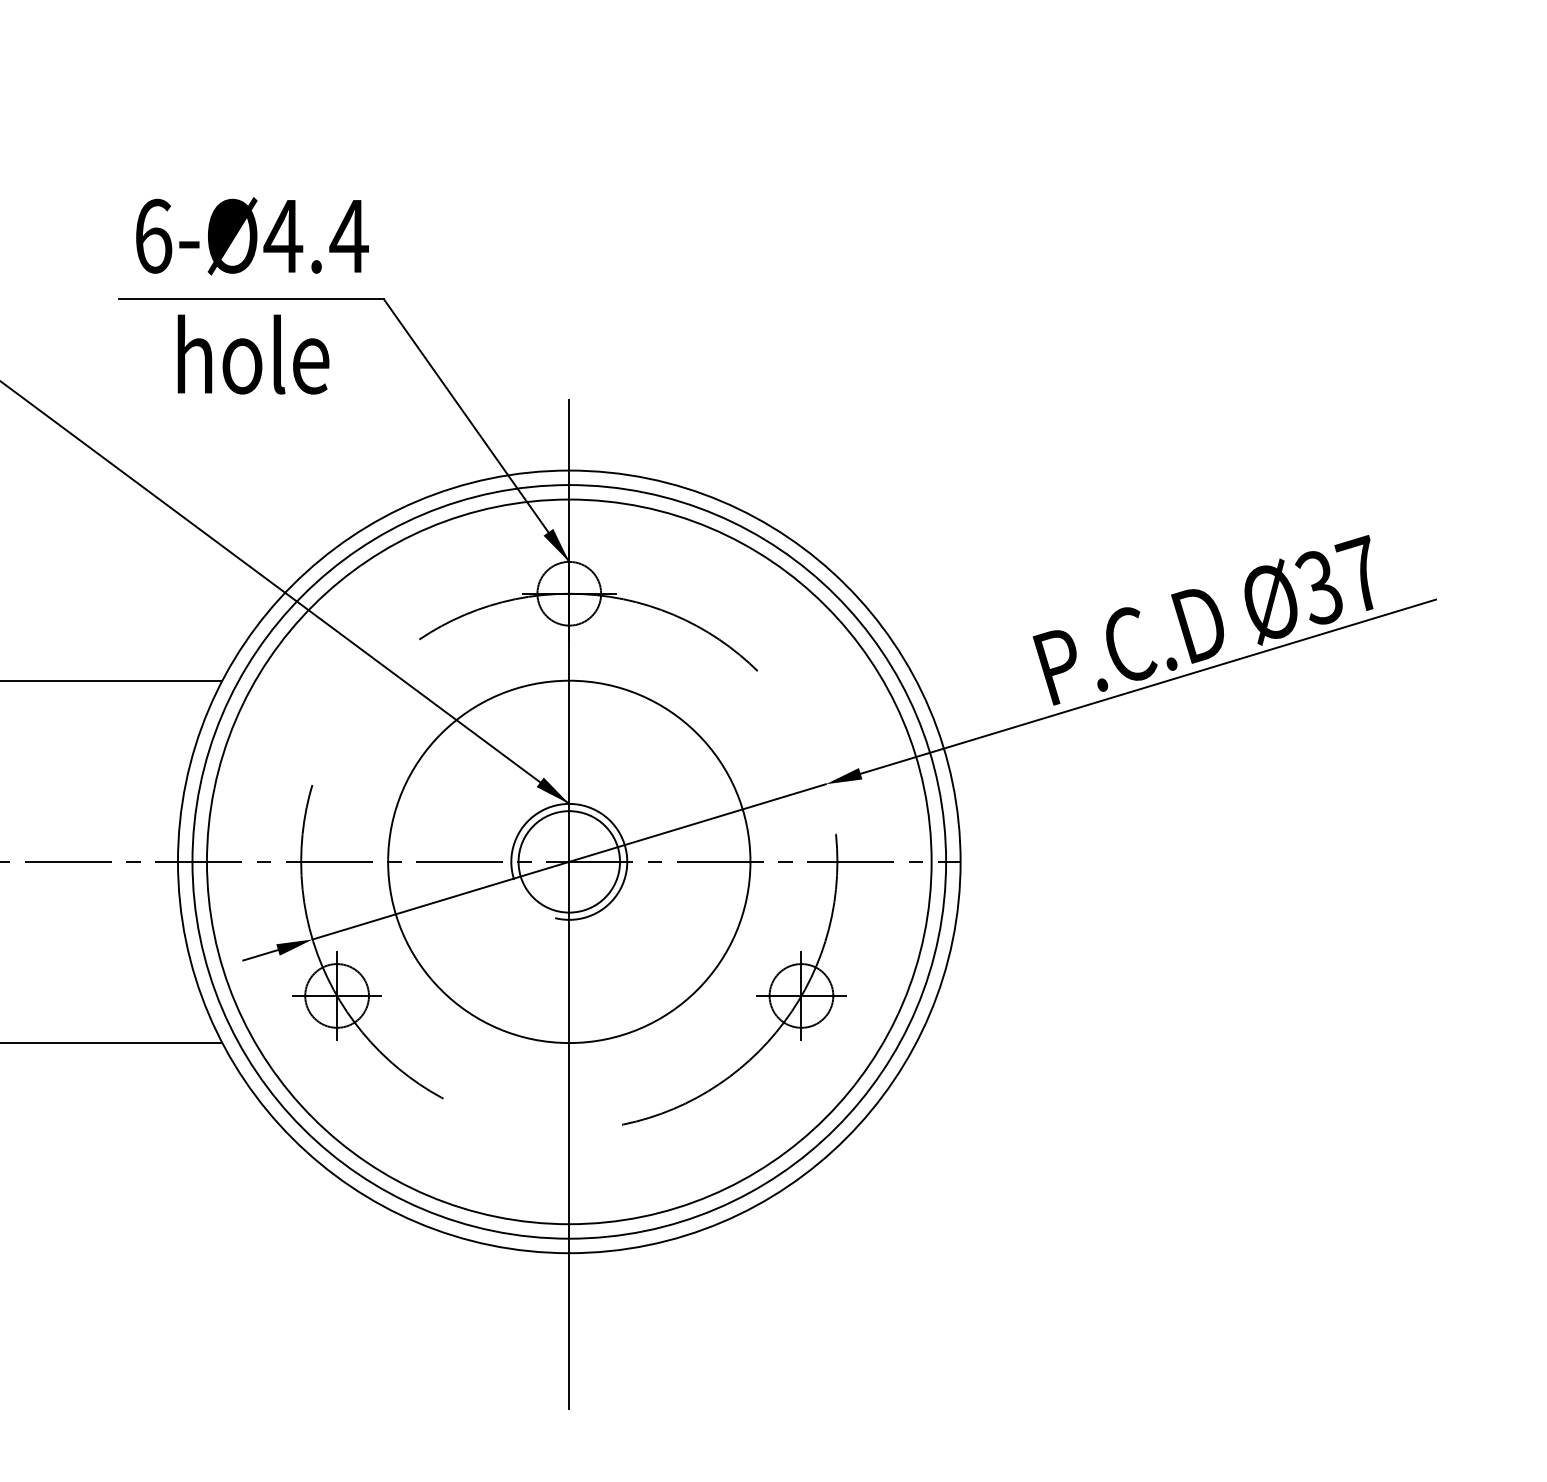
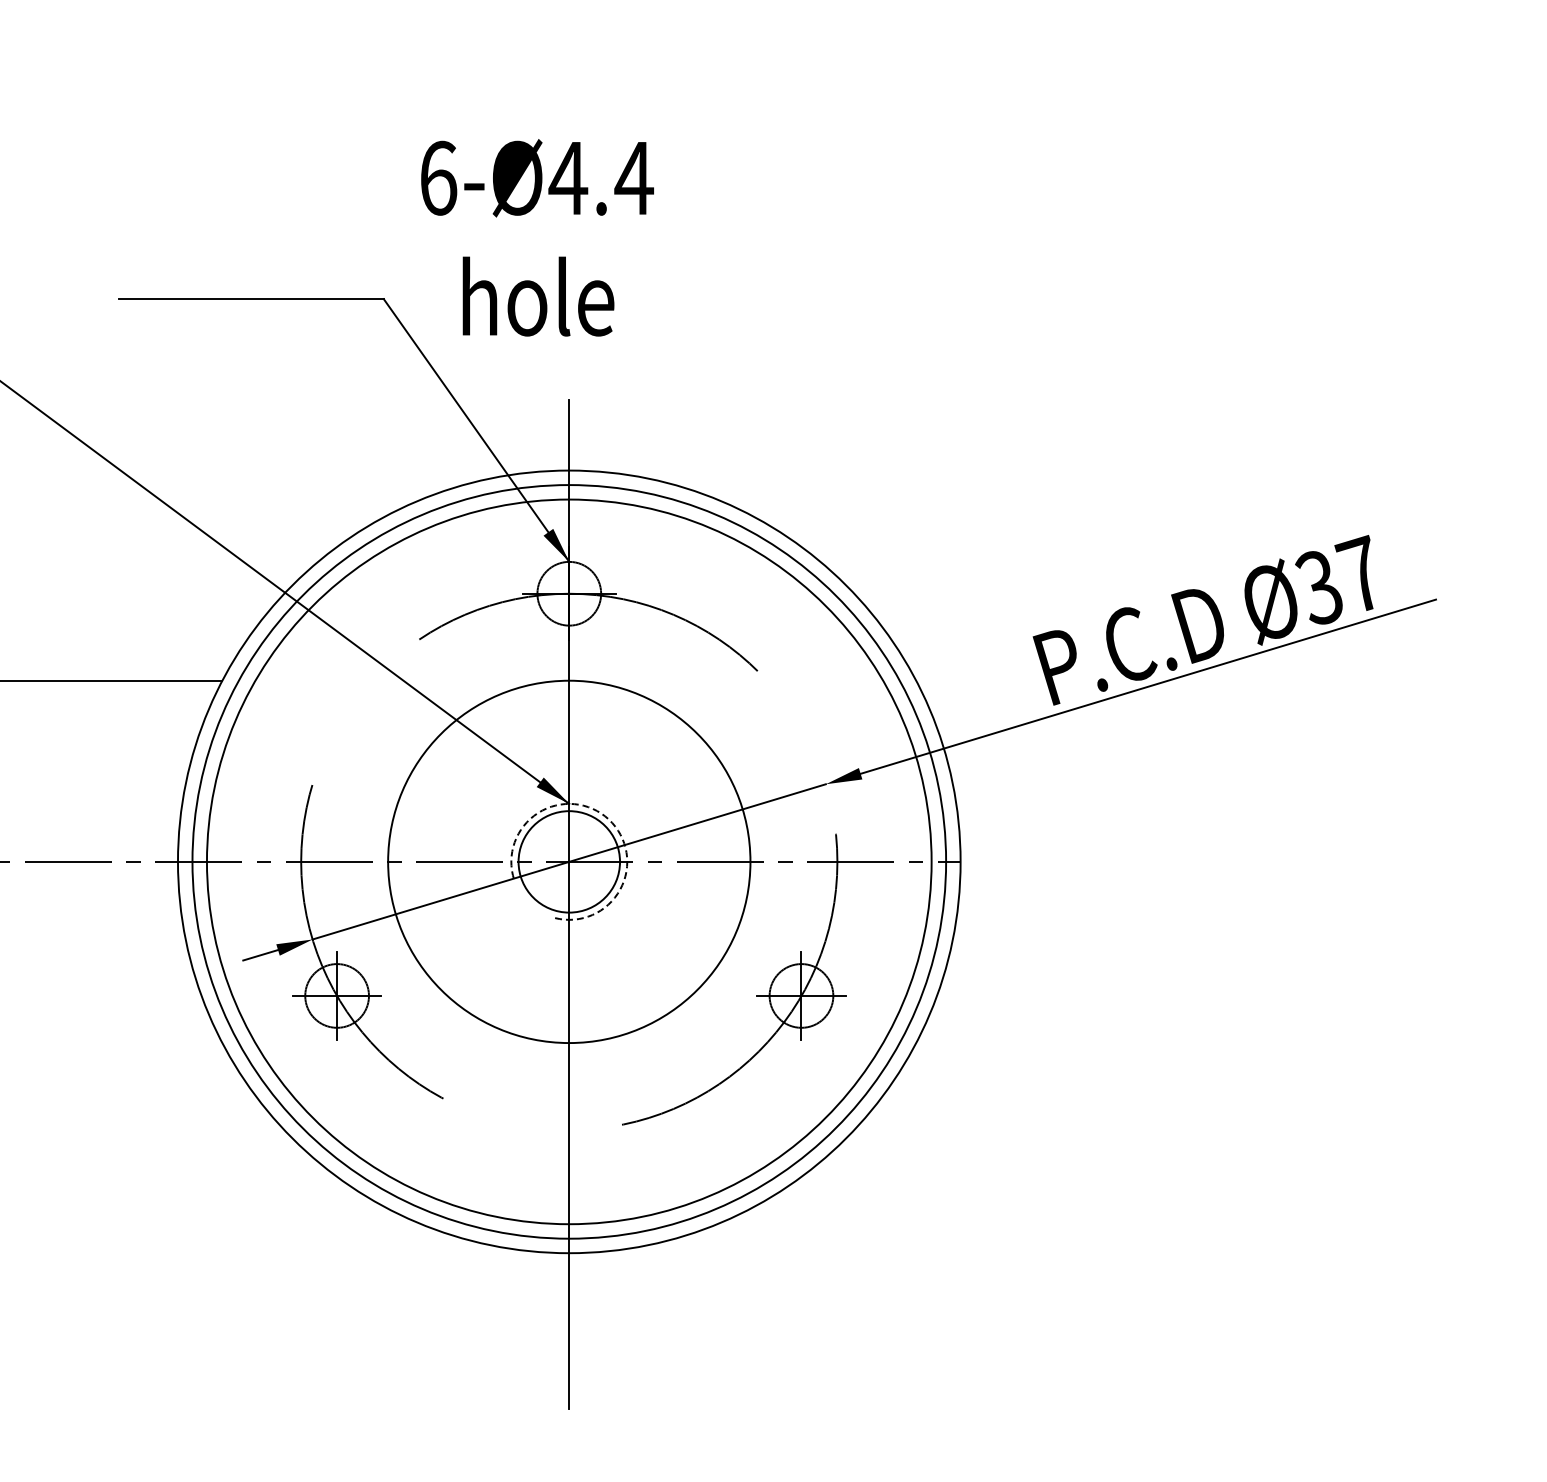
text position: (252, 295) -> (537, 237) (537, 237)
arc: solid -> dashed (608, 819)
line: present -> none (112, 1043)
